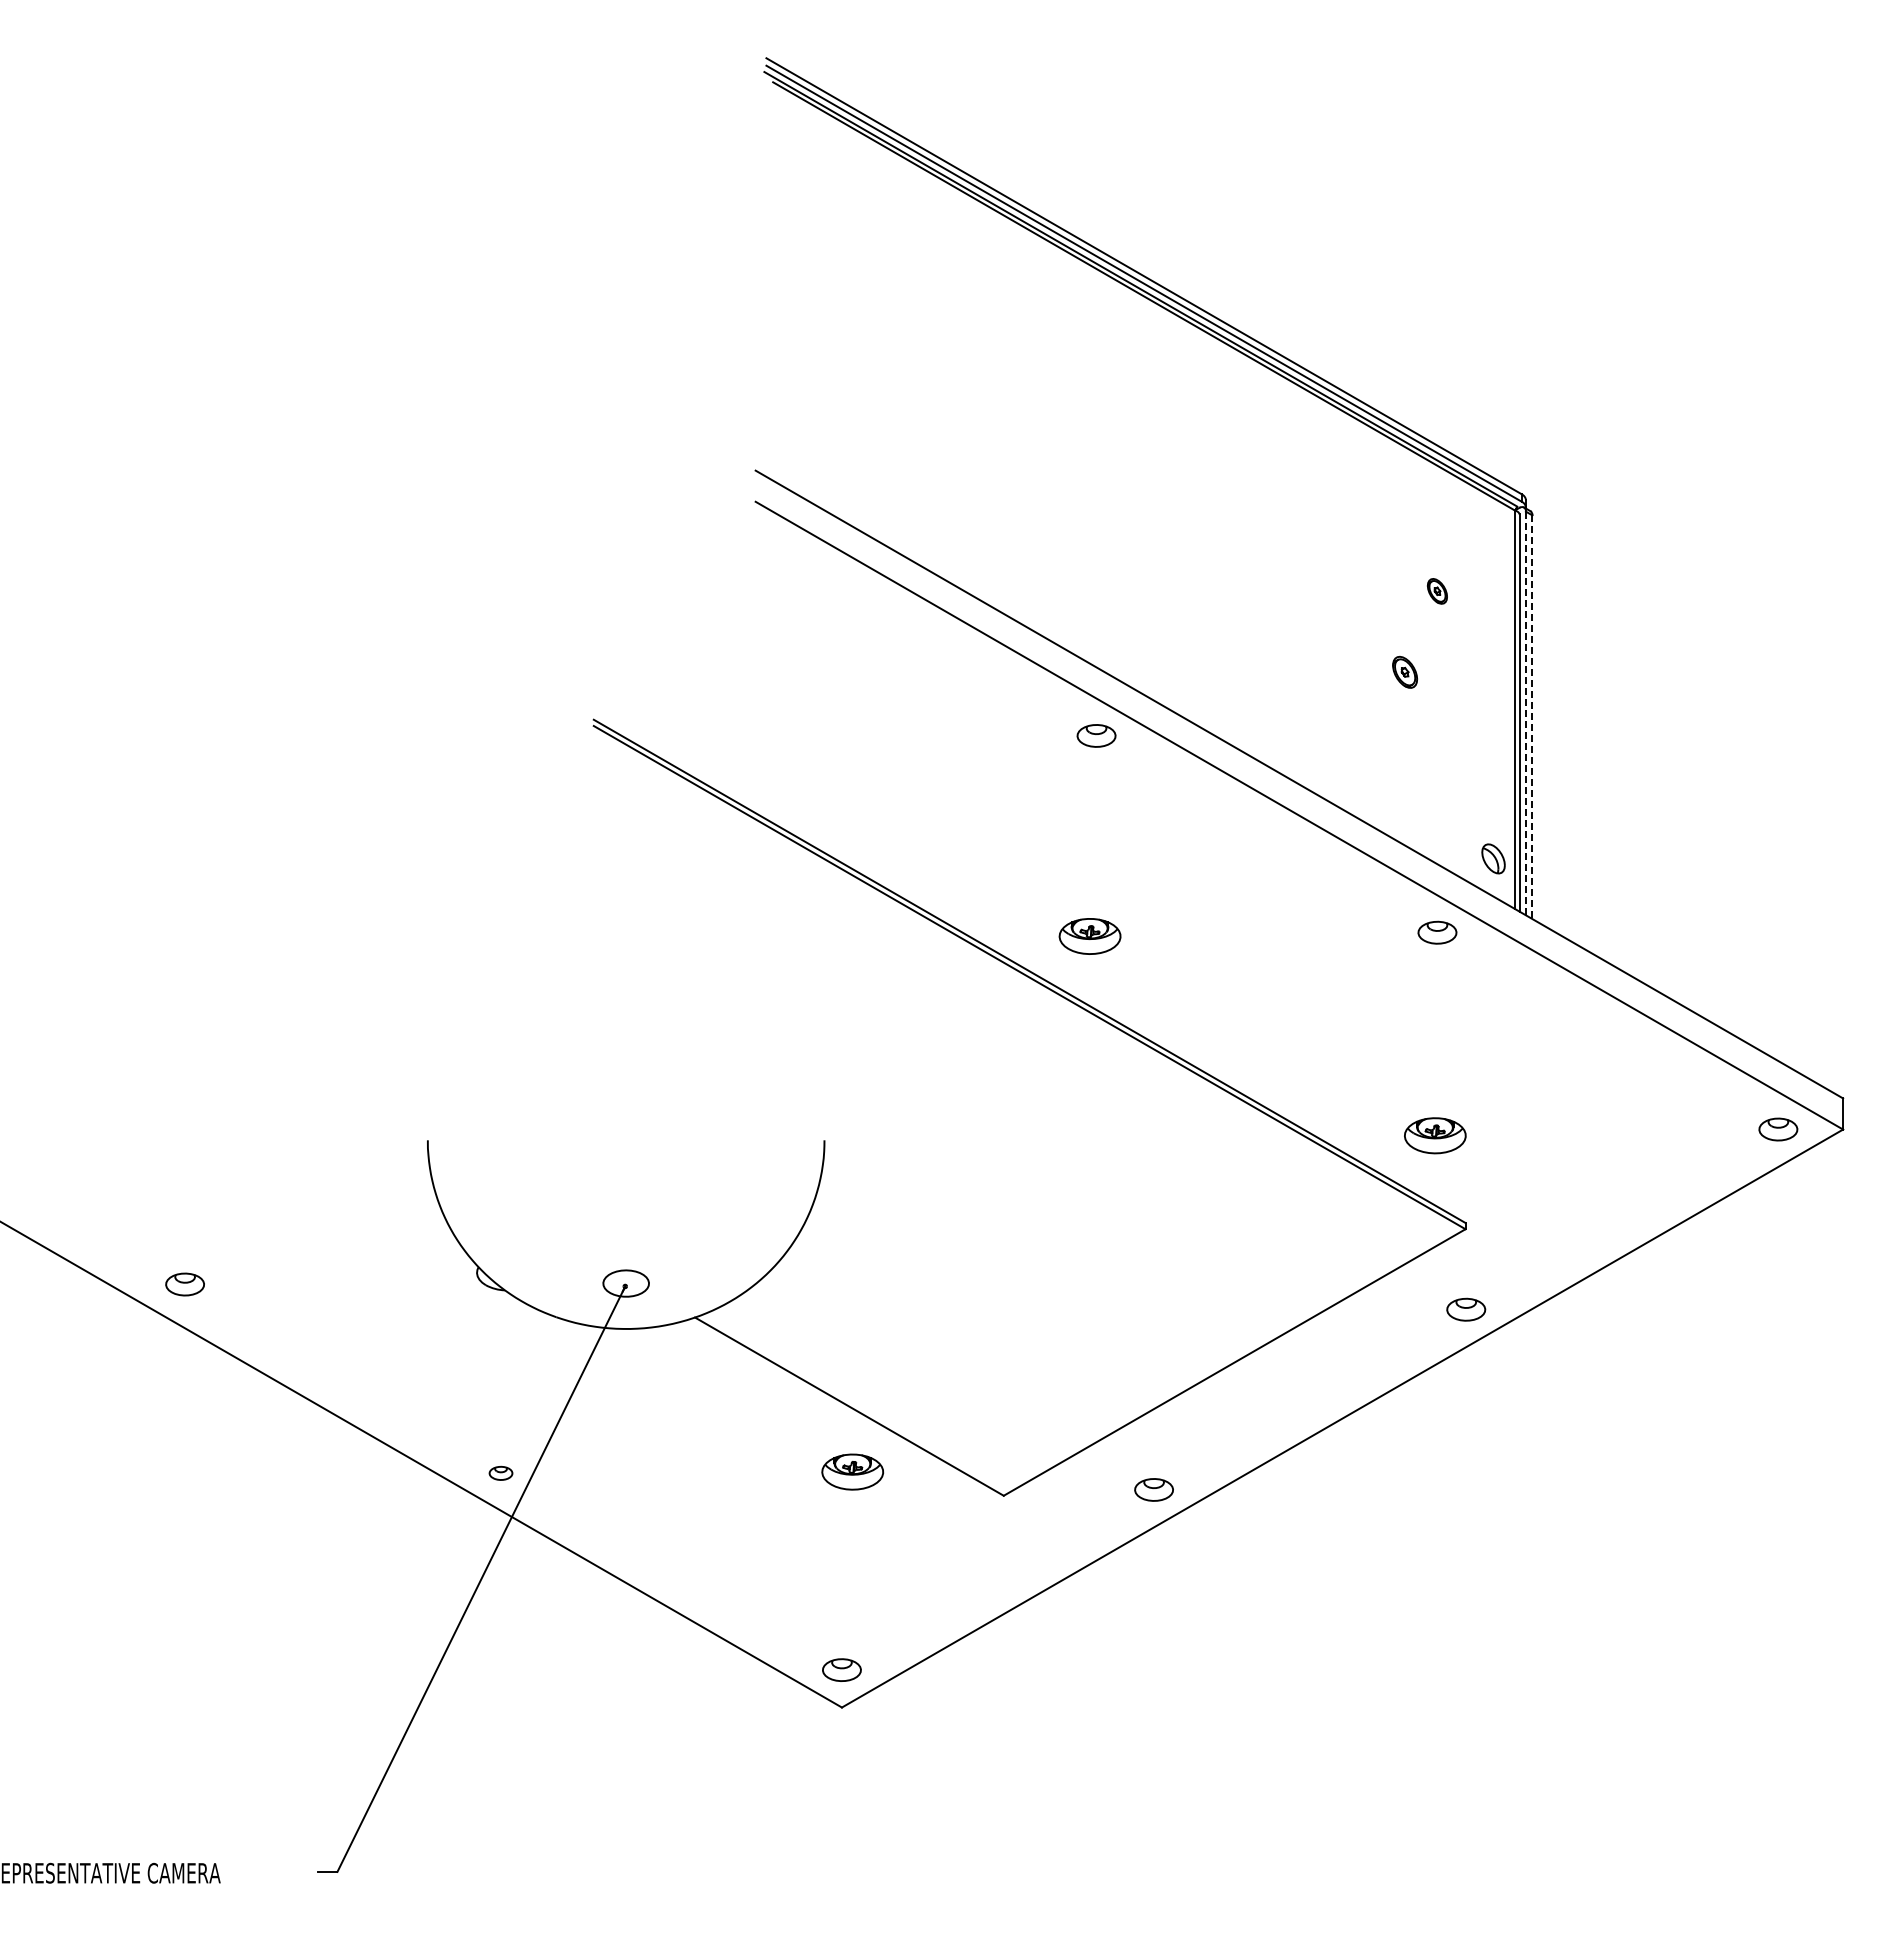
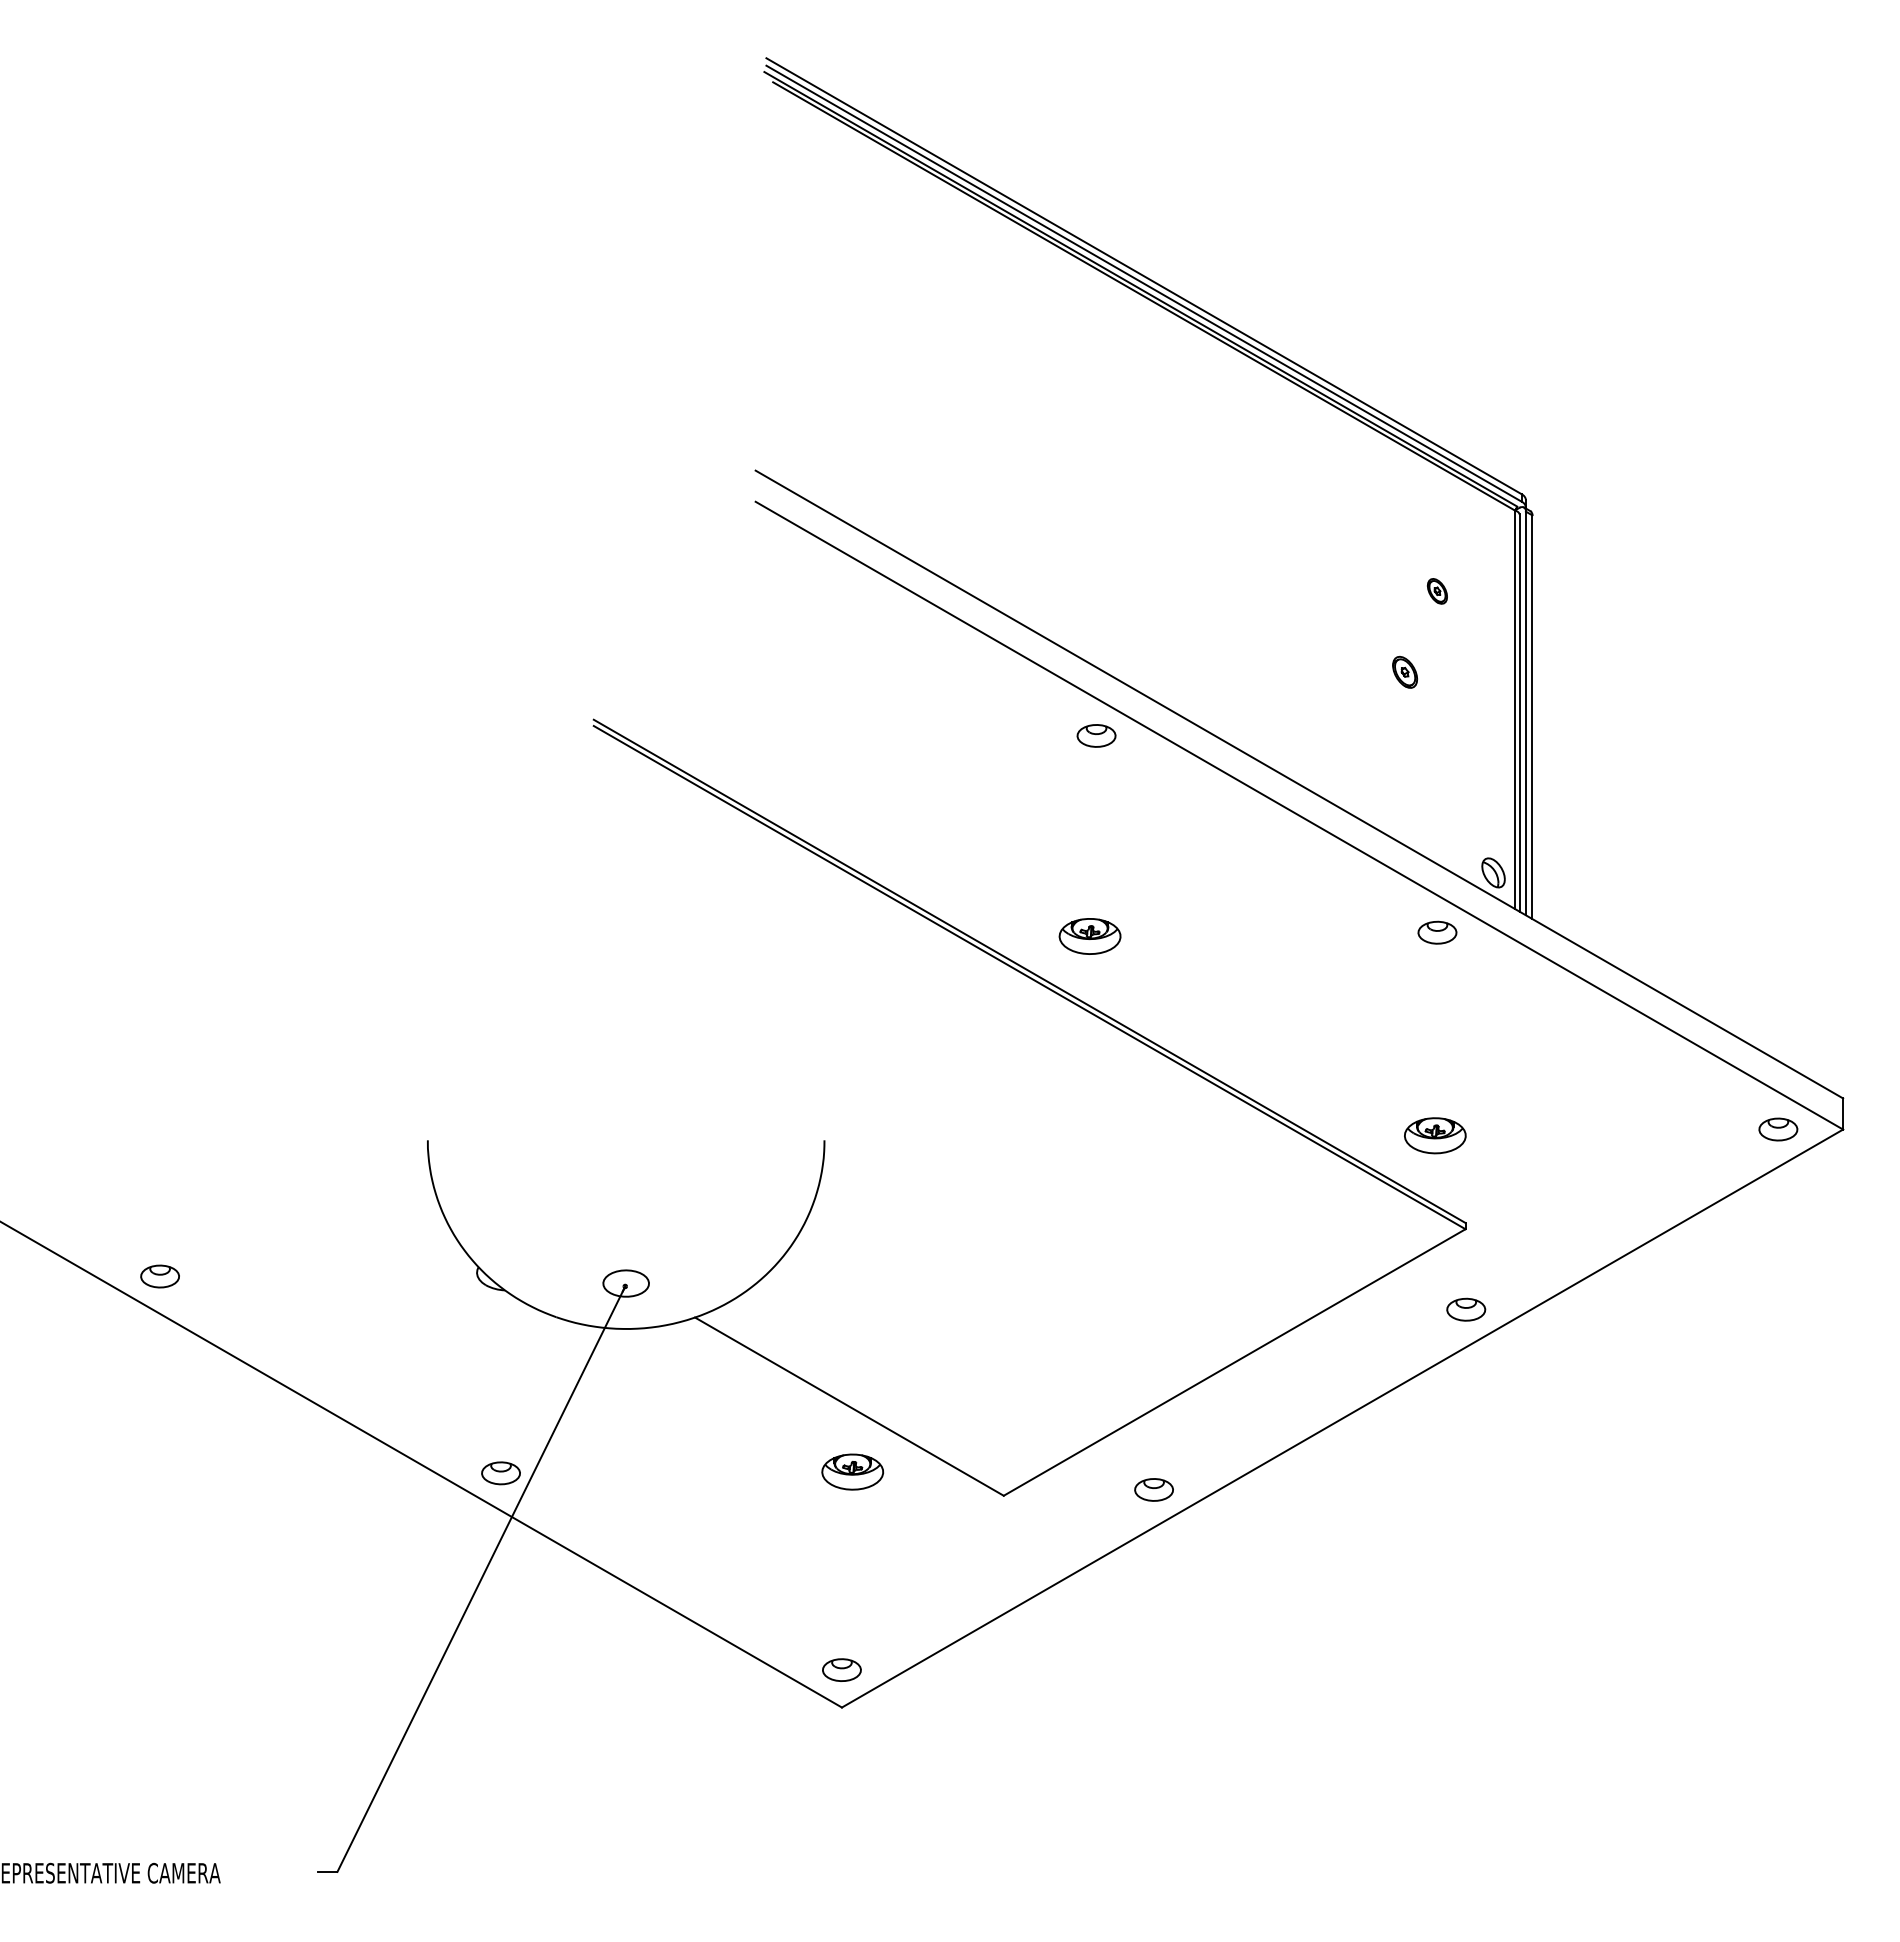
line: dashed -> solid (1525, 713)
line: dashed -> solid (1532, 717)
part position: (1493, 858) -> (1493, 872) (1493, 872)
part position: (184, 1284) -> (159, 1276) (159, 1276)
part size: 26x16 px -> 40x25 px (500, 1473)
